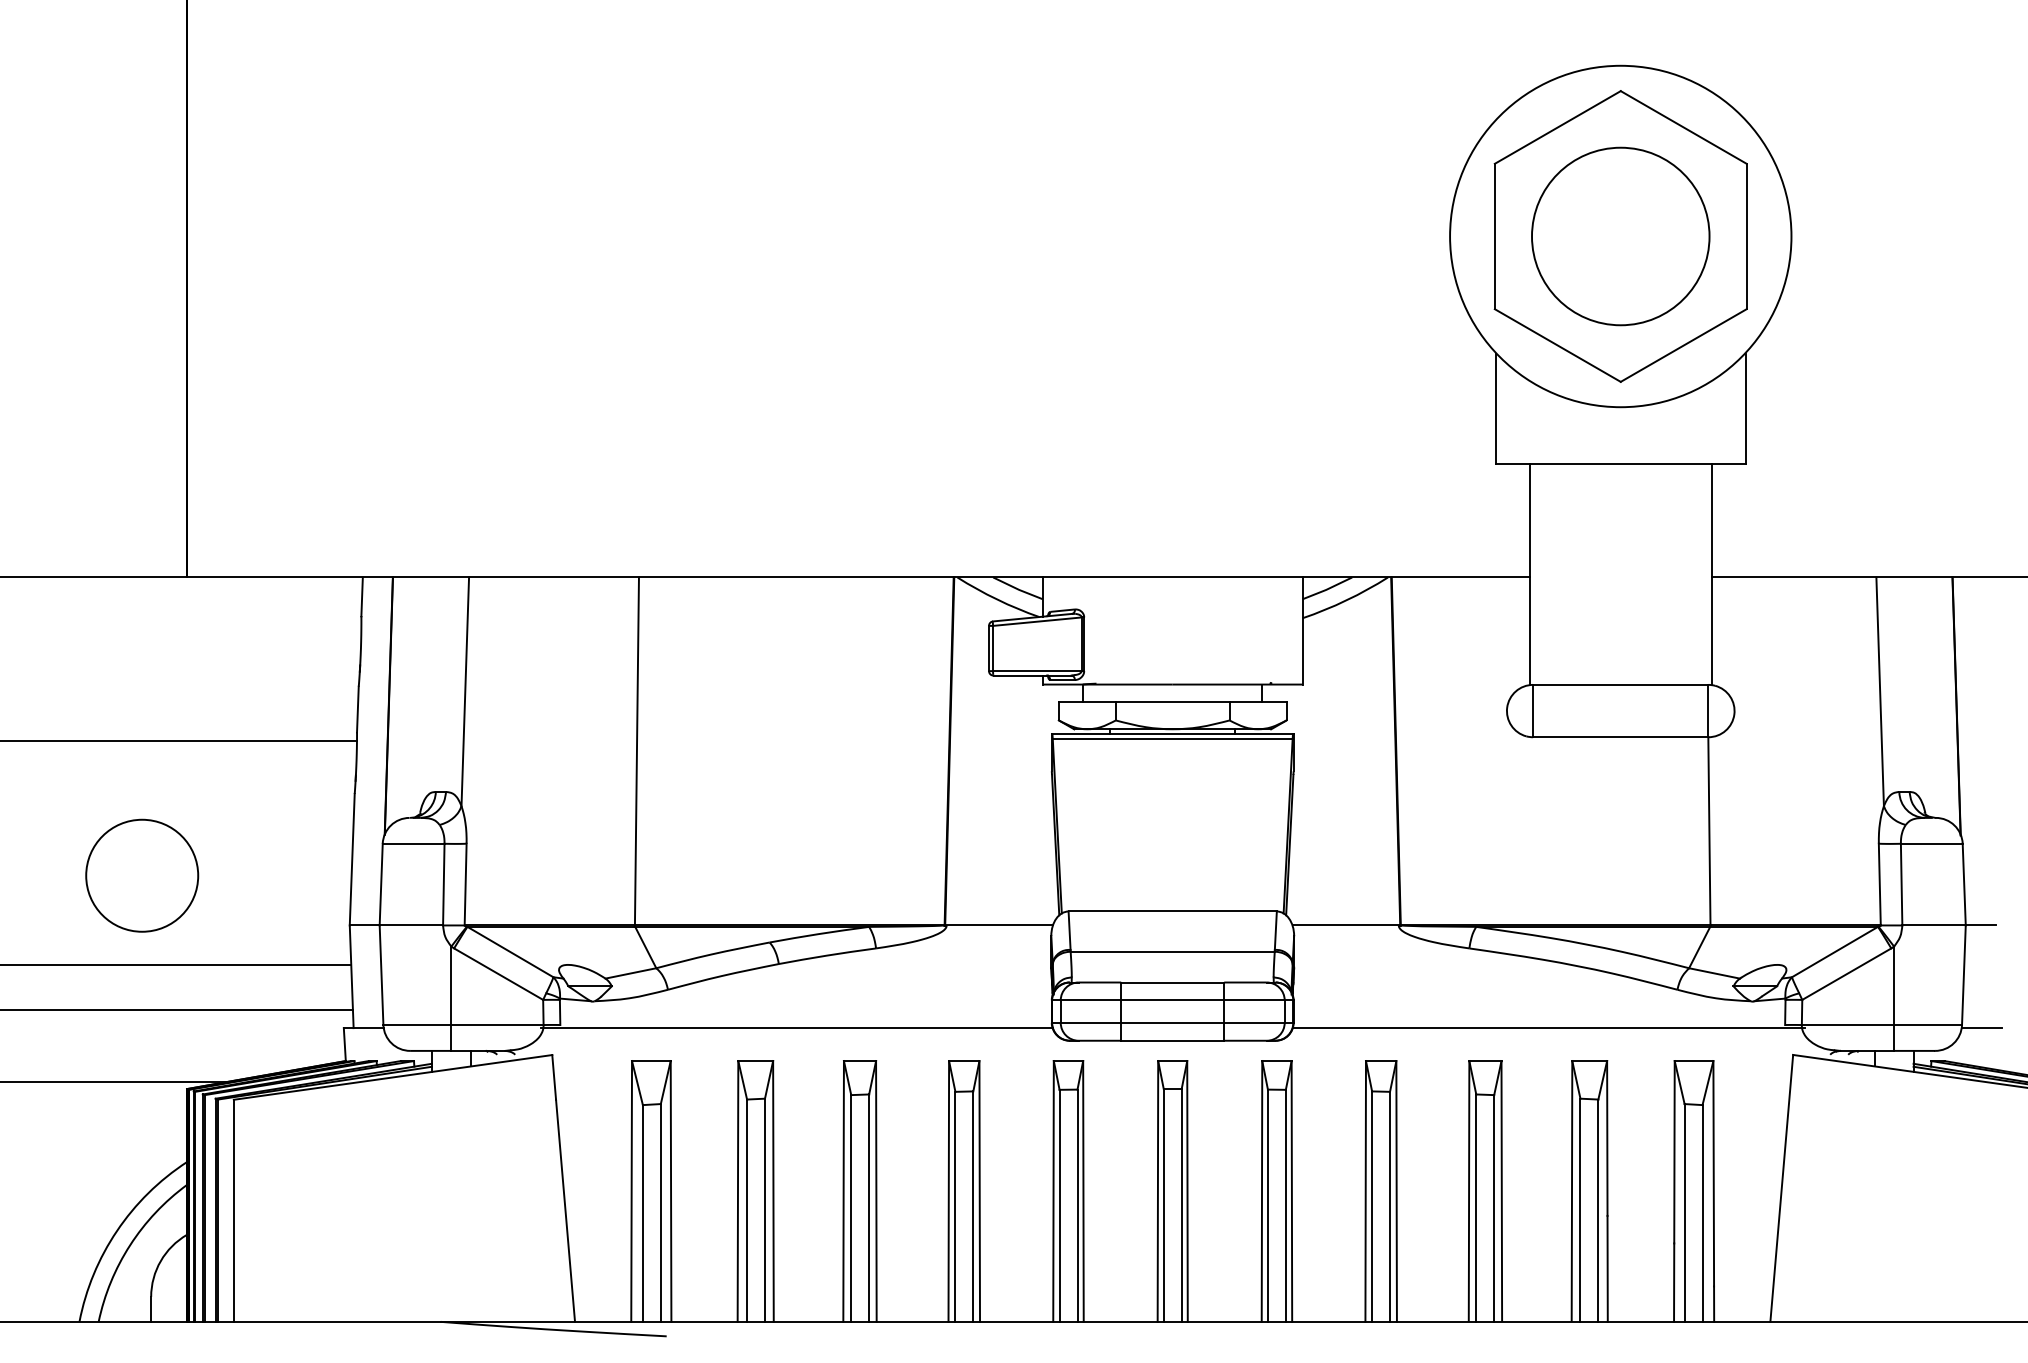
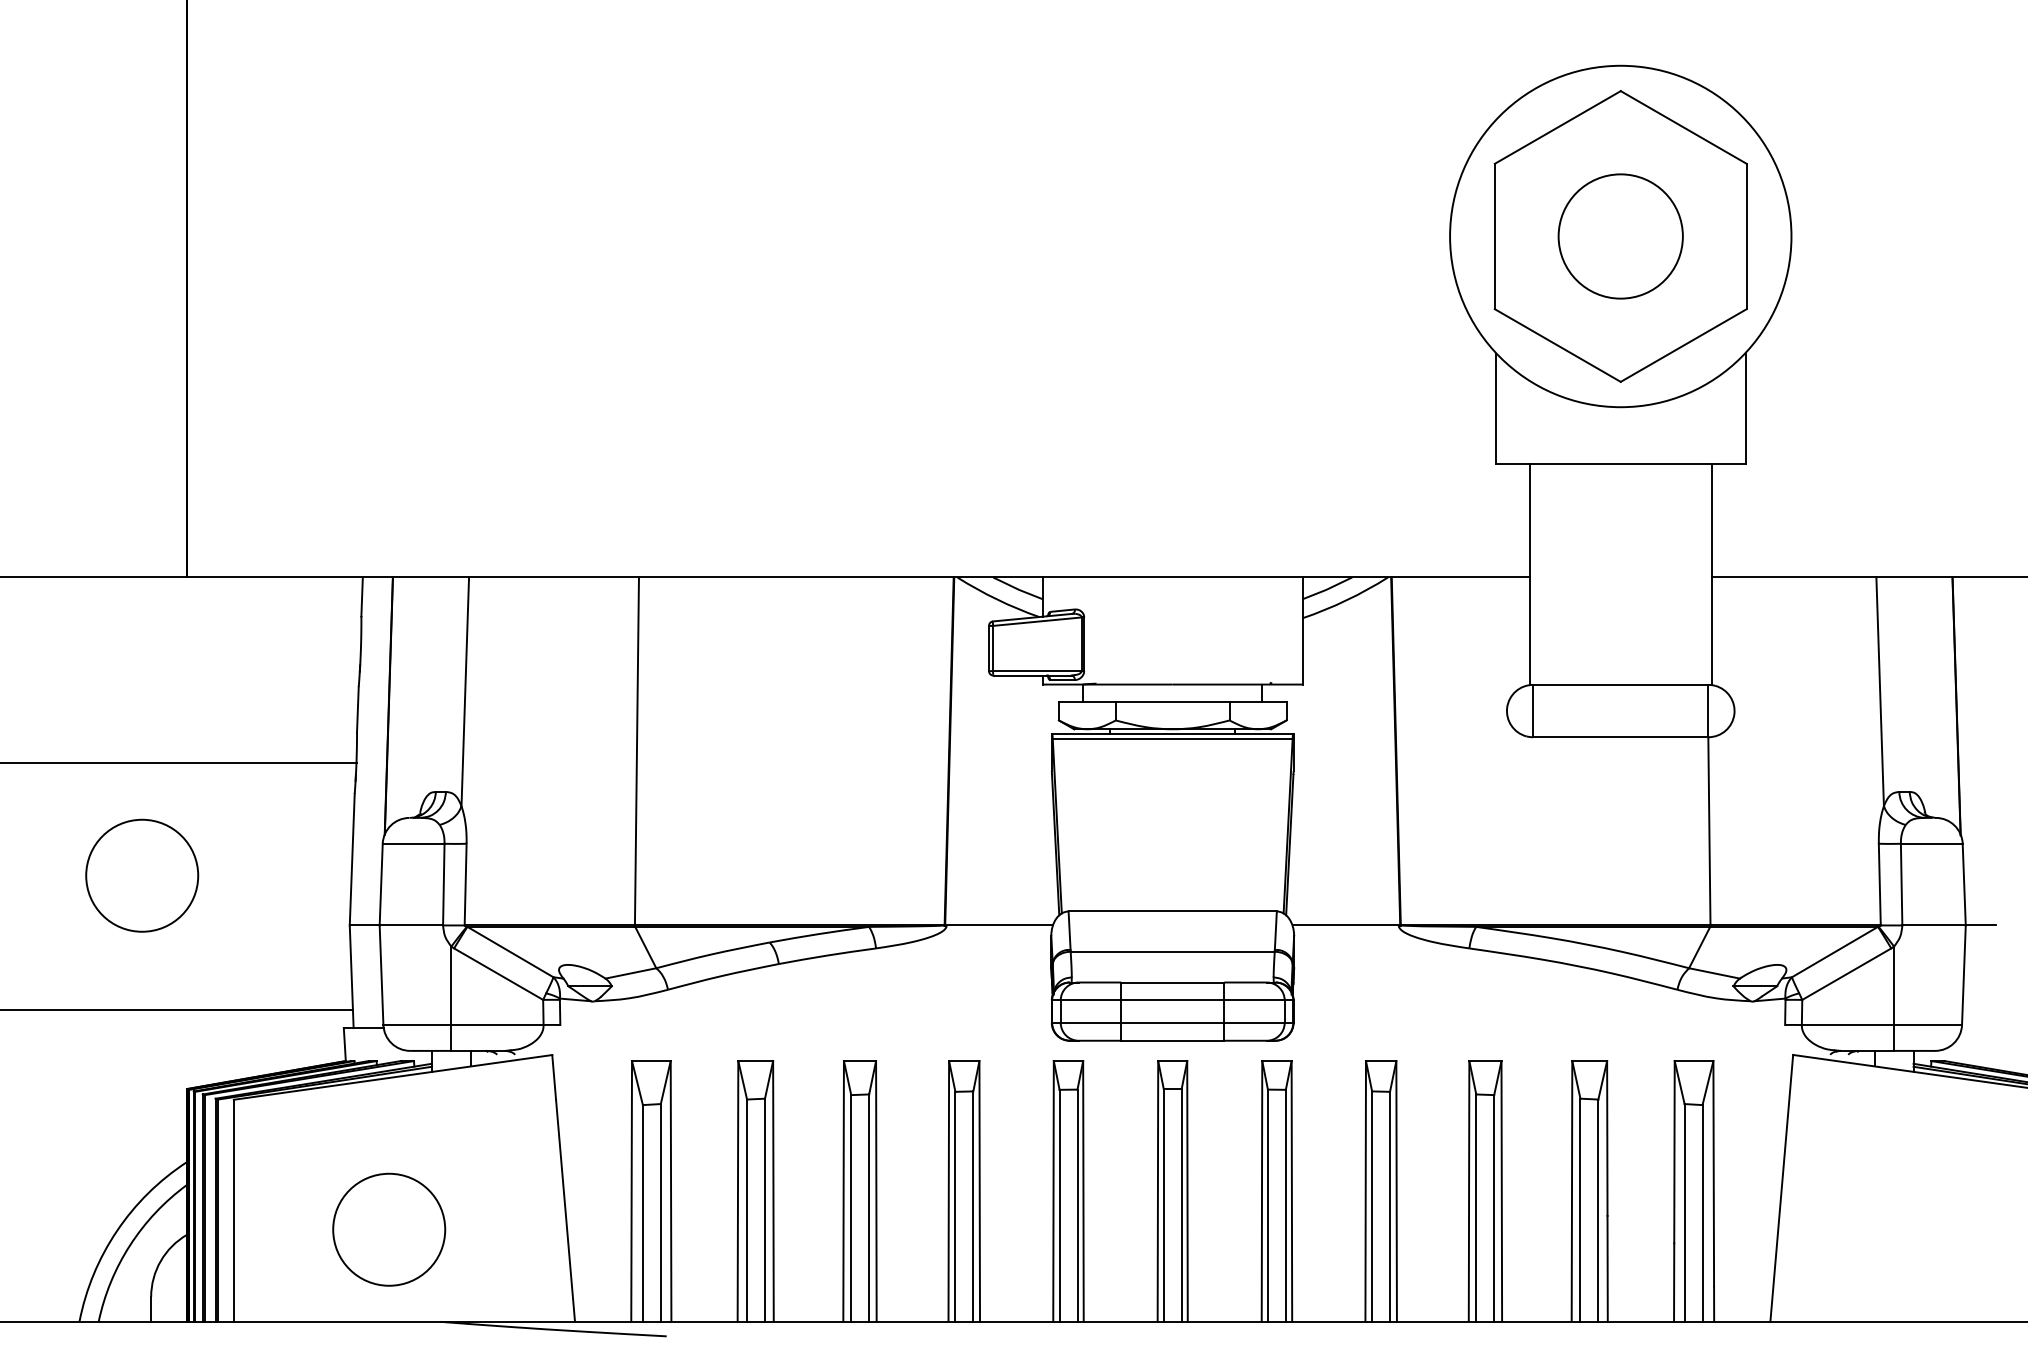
circle diameter: 178 px -> 124 px (1620, 236)
line position: (179, 741) -> (179, 763) (179, 763)
line: present -> none (176, 965)
line: present -> none (796, 1028)
line: present -> none (1548, 1028)
line: present -> none (1981, 1028)
line: present -> none (114, 1081)
circle: none -> present (389, 1229)
